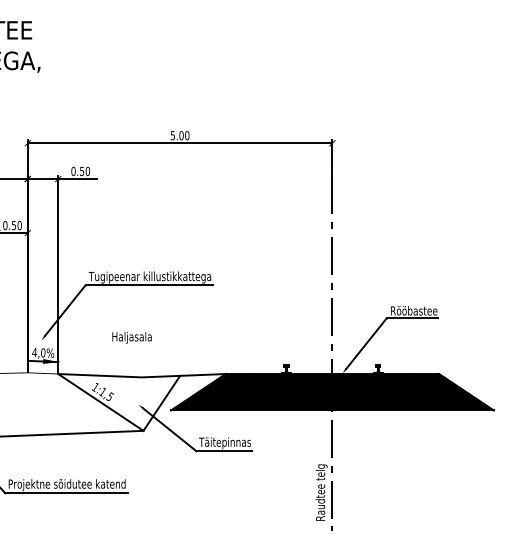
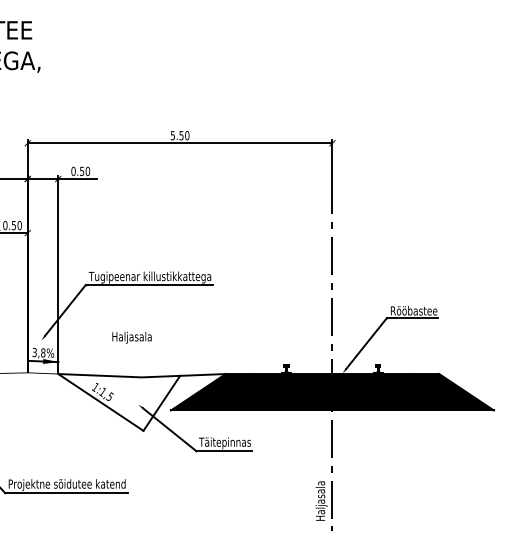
text: 5.00 -> 5.50 (181, 135)
text: 4,0%%% -> 3,8%%% (38, 352)
line: present -> none (72, 433)
text: Raudtee telg -> Haljasala (321, 491)
